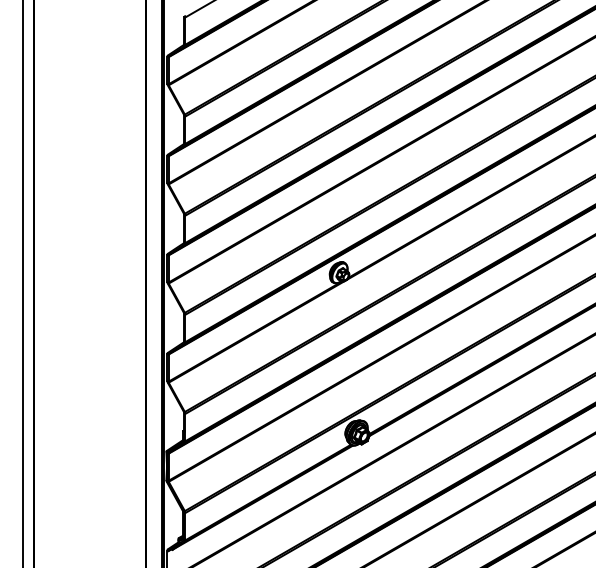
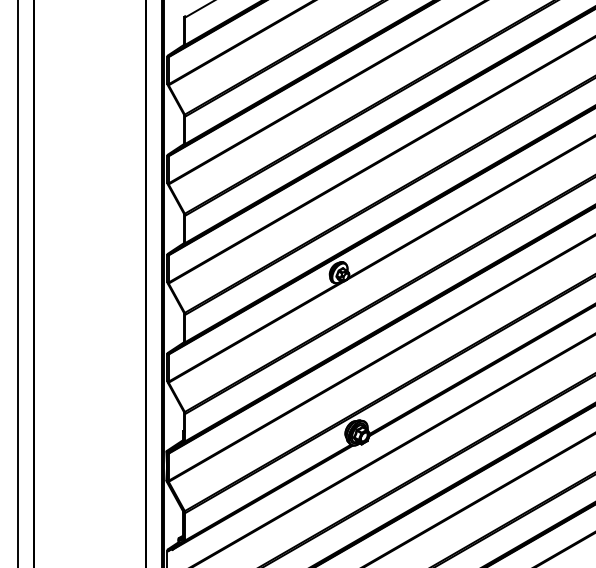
line position: (22, 283) -> (17, 283) (17, 283)
